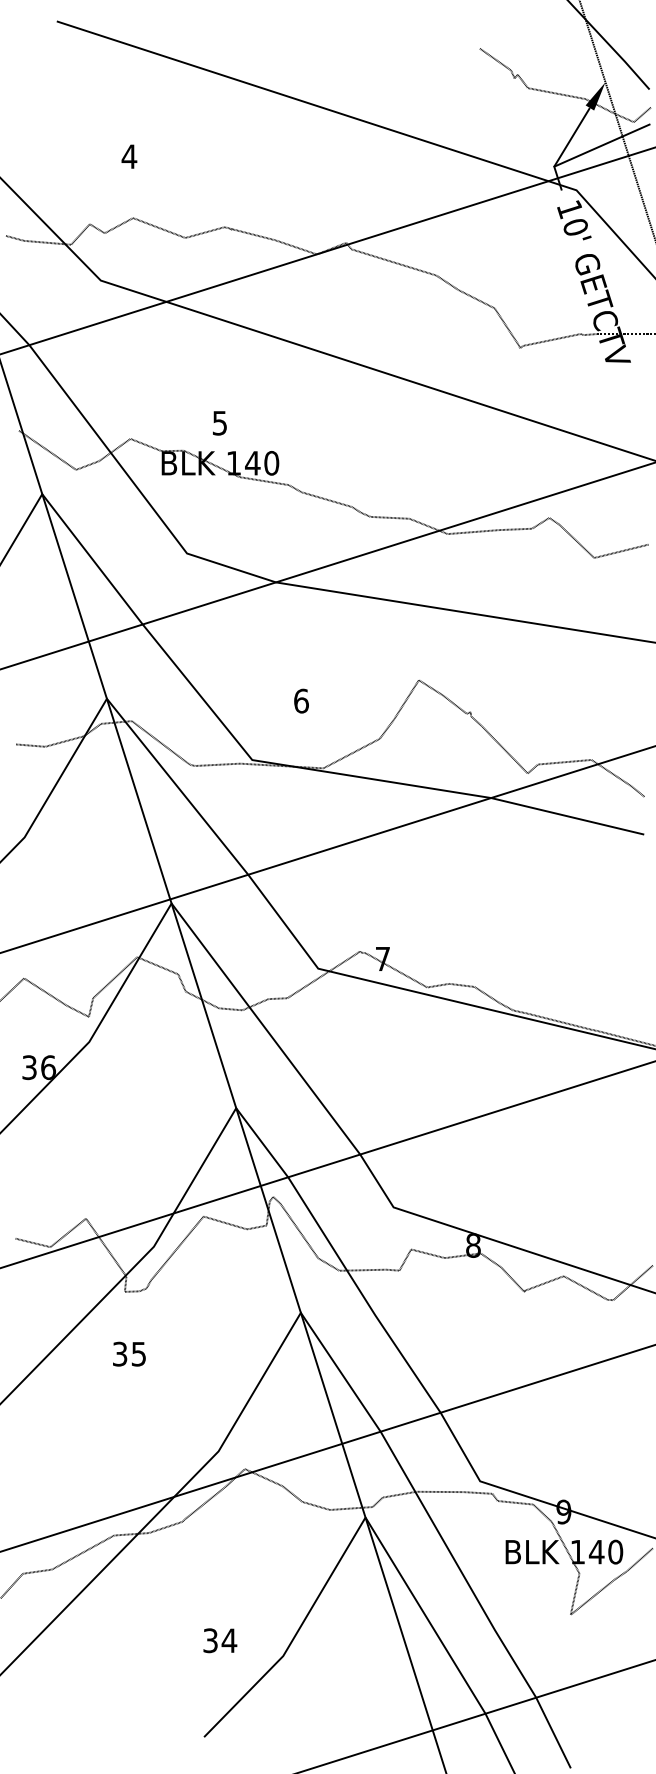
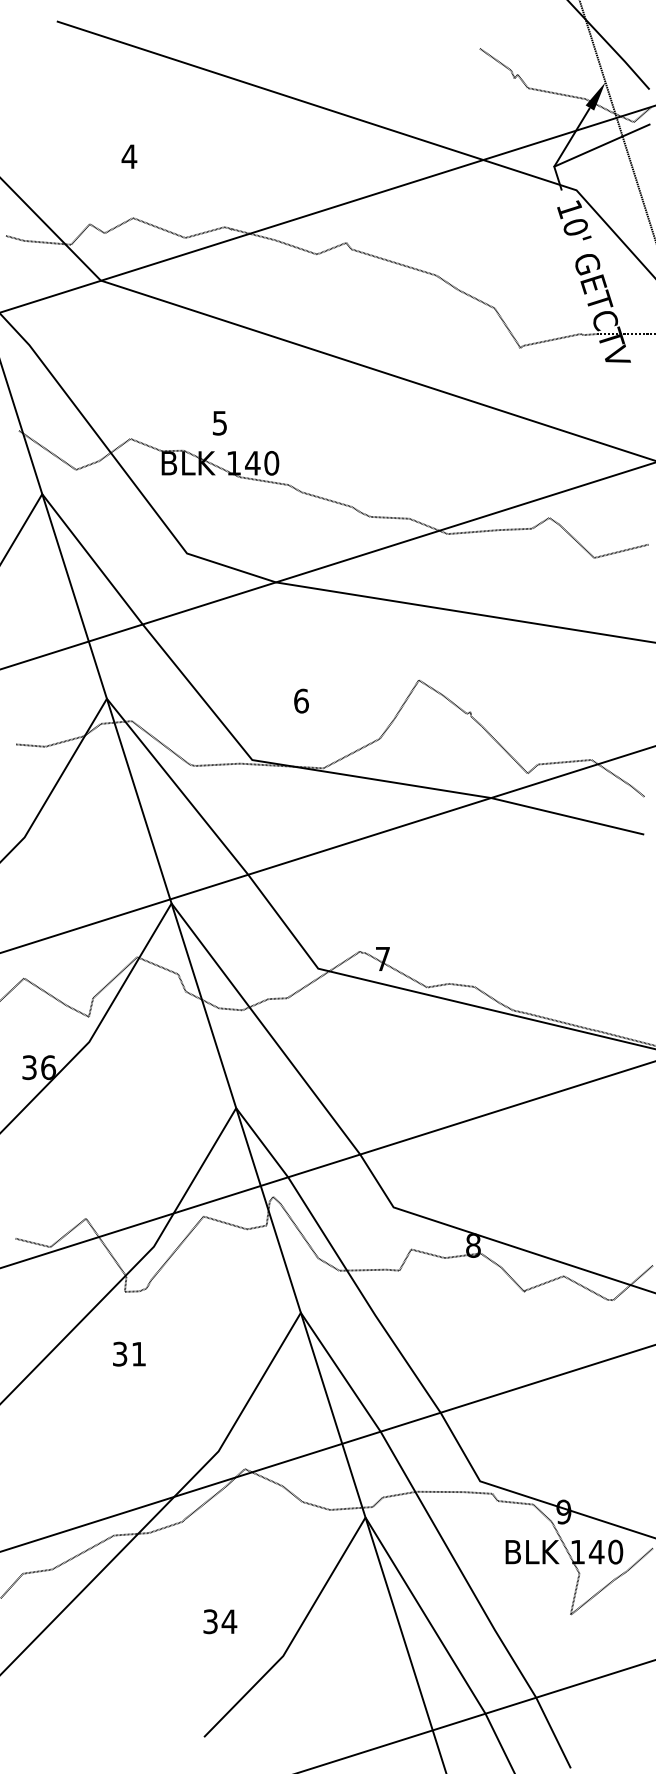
line position: (327, 250) -> (327, 208) (327, 208)
text: 35 -> 31 (138, 1354)
text position: (220, 1640) -> (220, 1621) (220, 1621)
